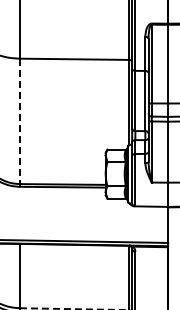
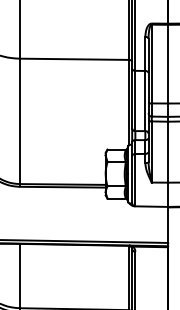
line: dashed -> solid (19, 121)
line: dashed -> solid (70, 309)
